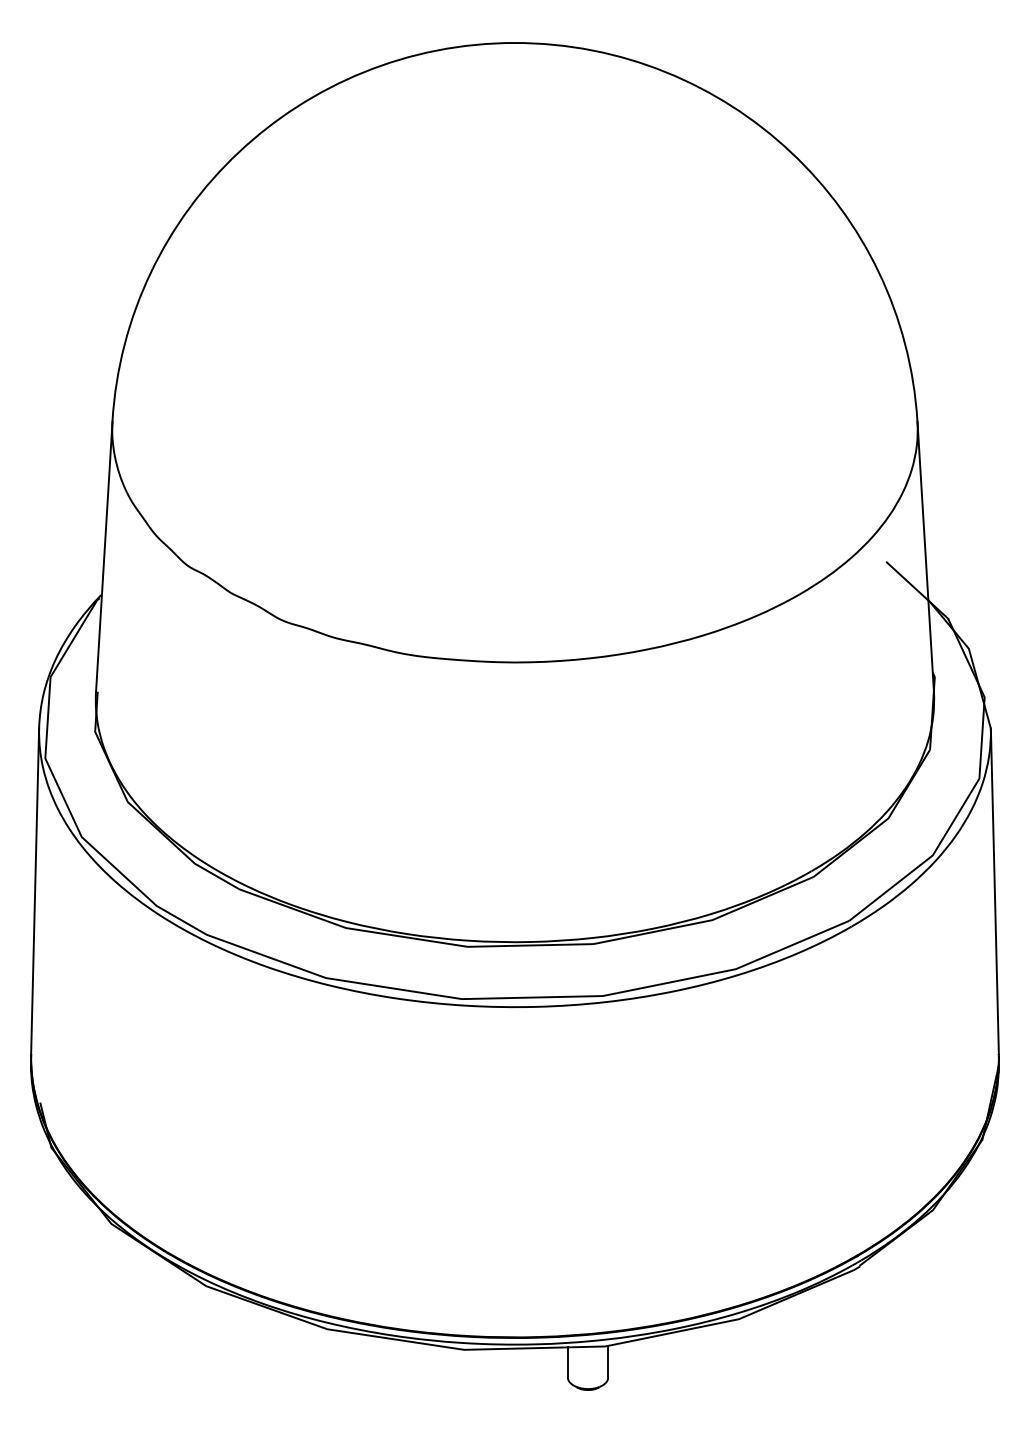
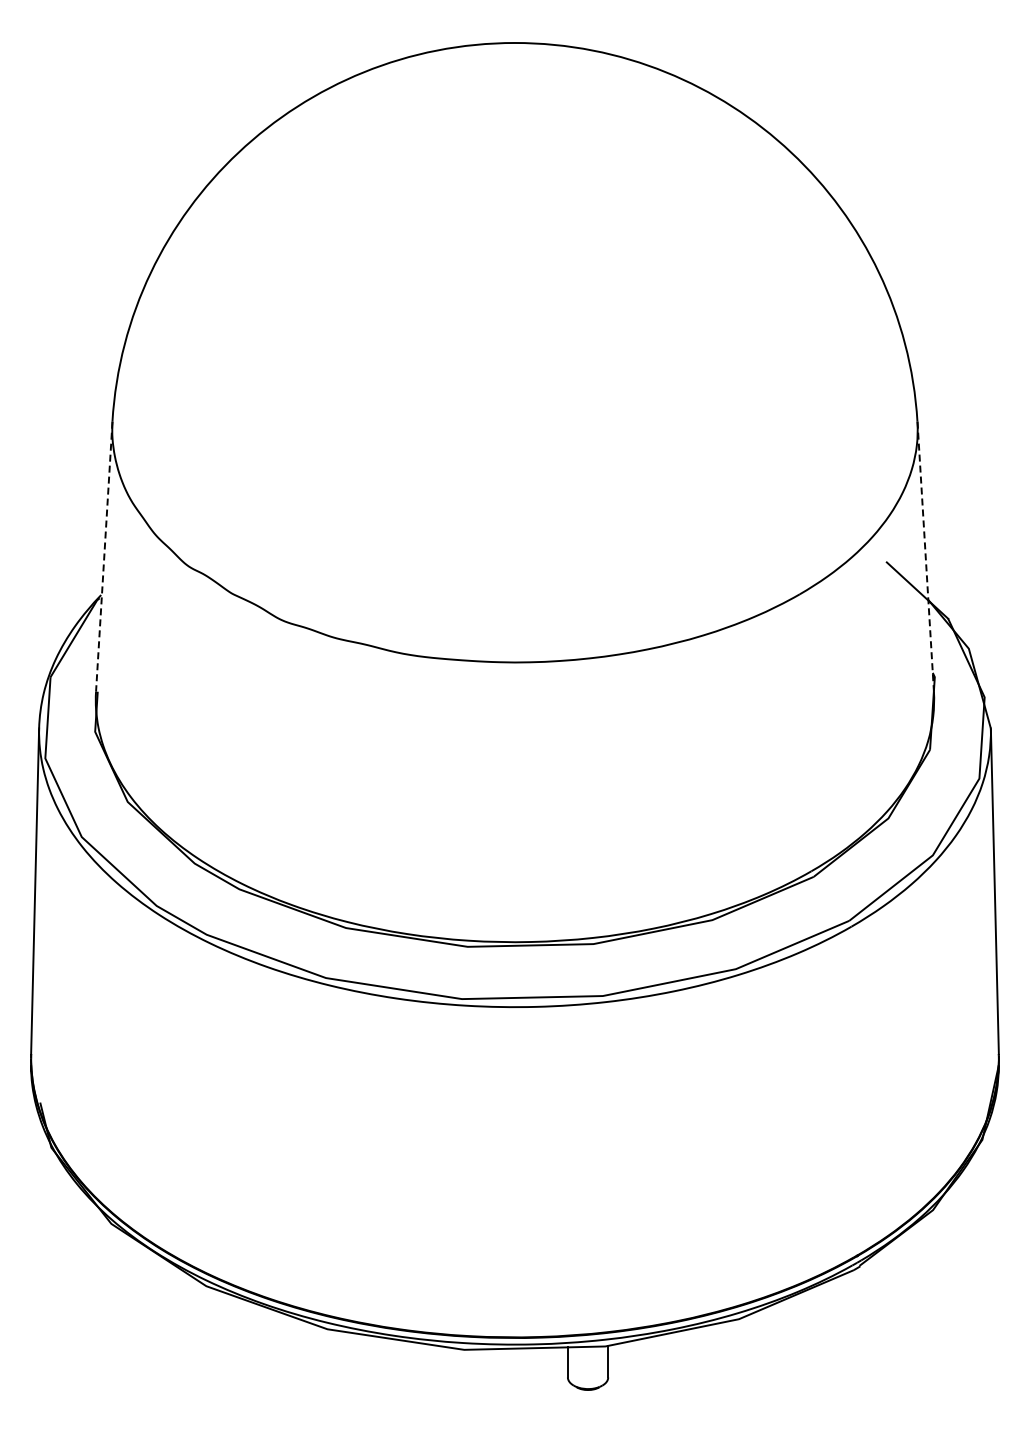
line: solid -> dashed (104, 557)
line: solid -> dashed (925, 557)
